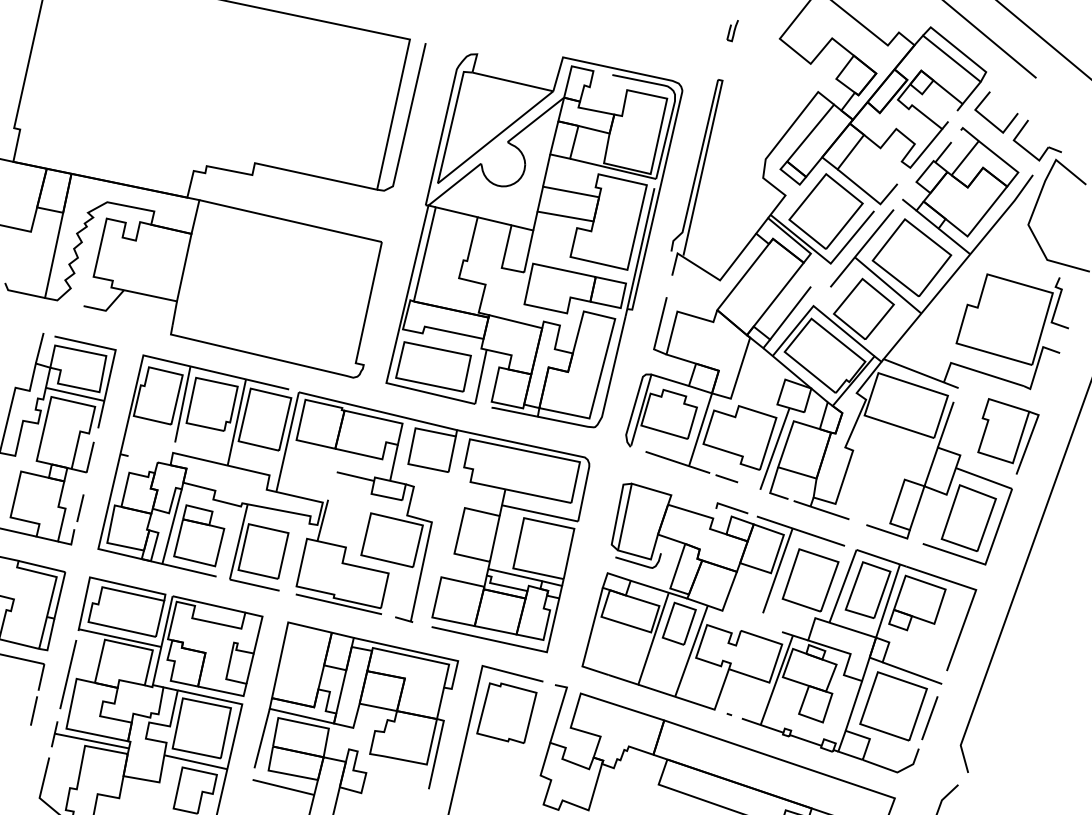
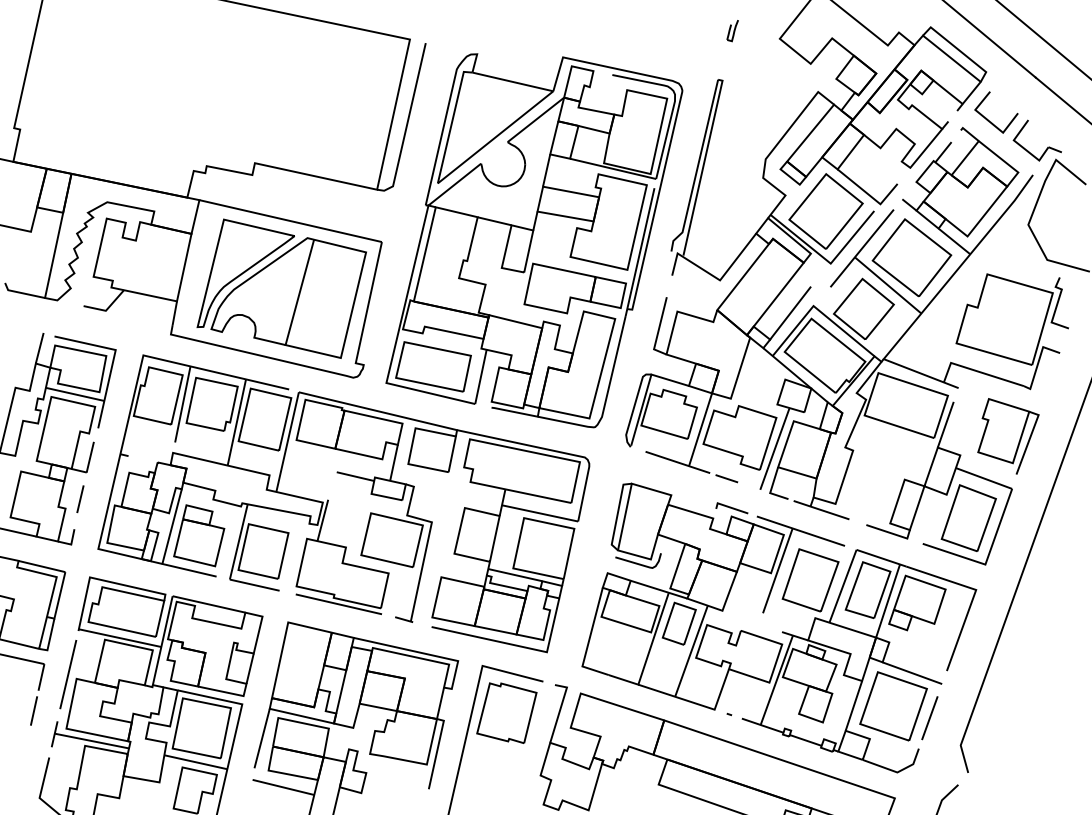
line: none -> present (1061, 99)
part: none -> present (281, 288)
line position: (80, 508) -> (80, 499) (80, 499)
